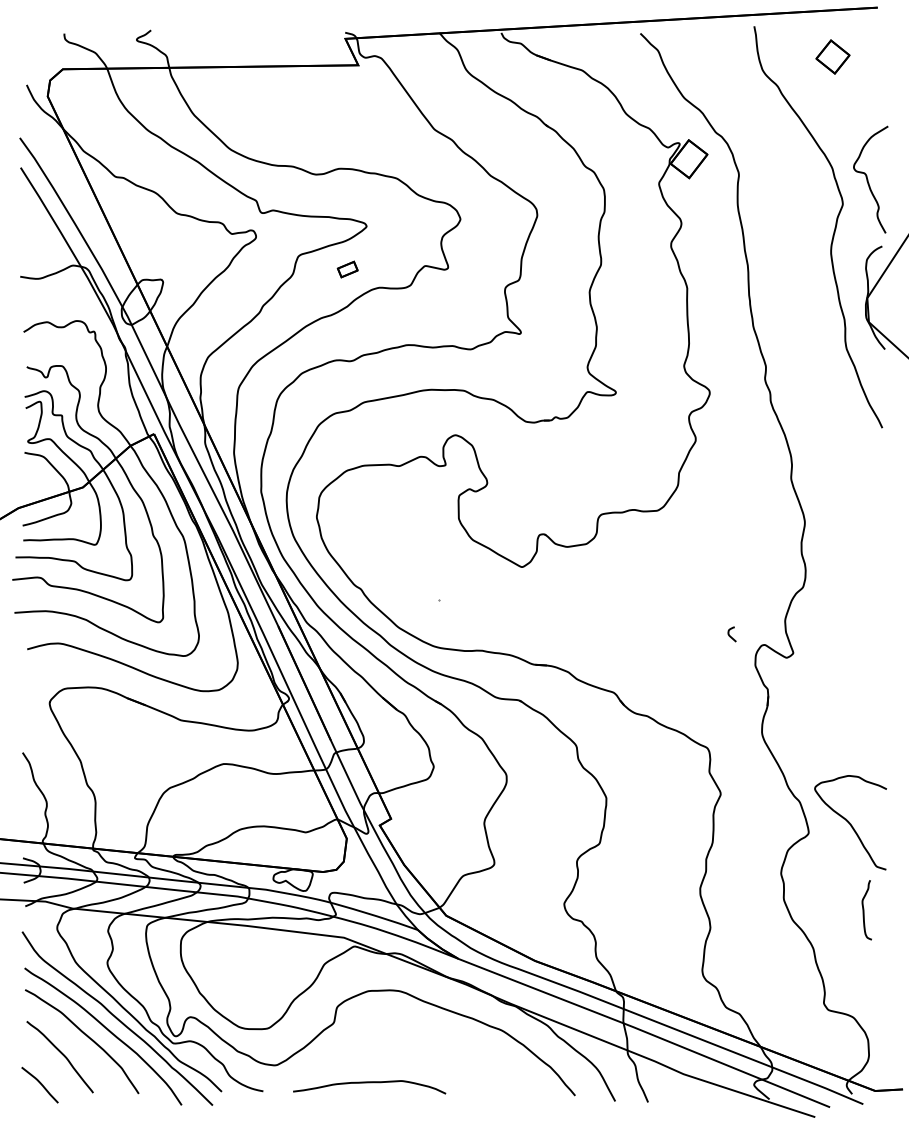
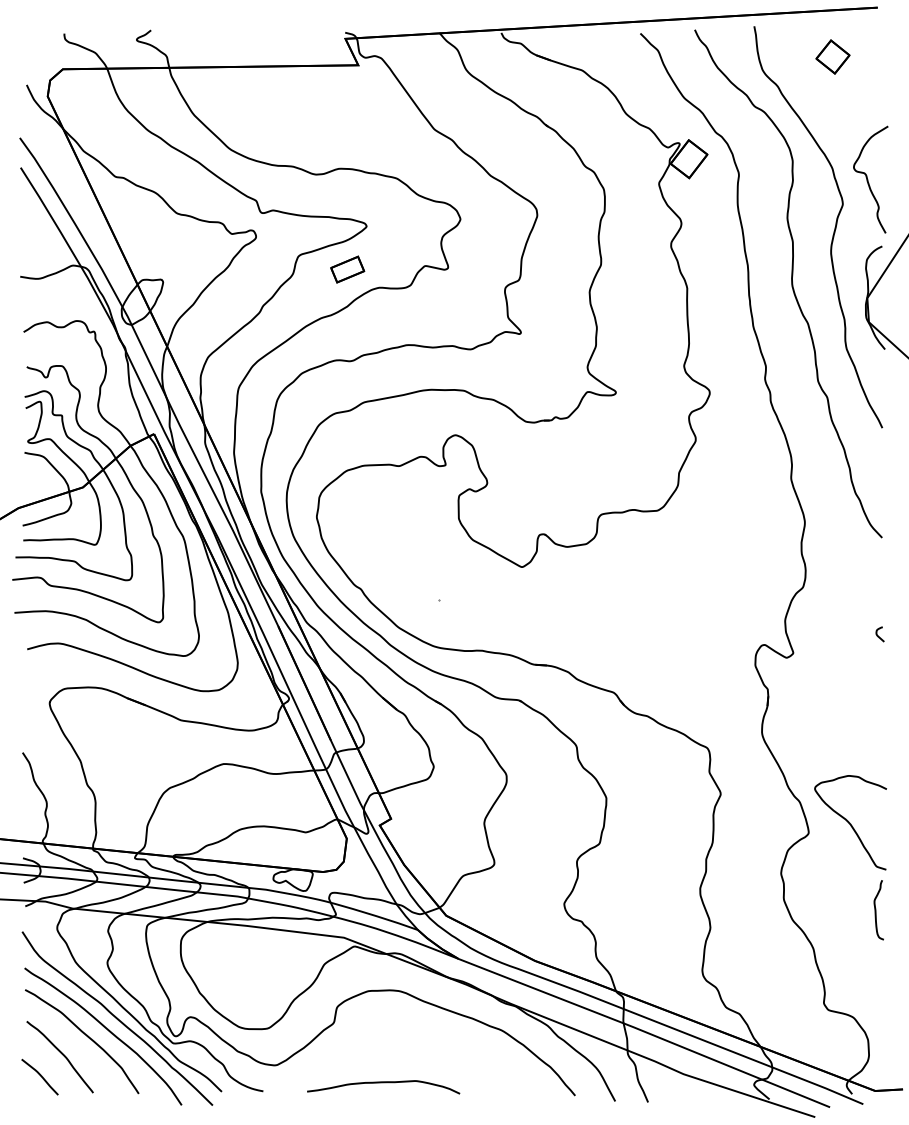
part size: 23x19 px -> 36x29 px (347, 269)
curve: none -> present (791, 283)
curve position: (730, 635) -> (878, 635) (878, 635)
curve position: (864, 910) -> (876, 910) (876, 910)
curve position: (39, 1083) -> (39, 1075) (39, 1075)
curve position: (369, 1083) -> (383, 1083) (383, 1083)
